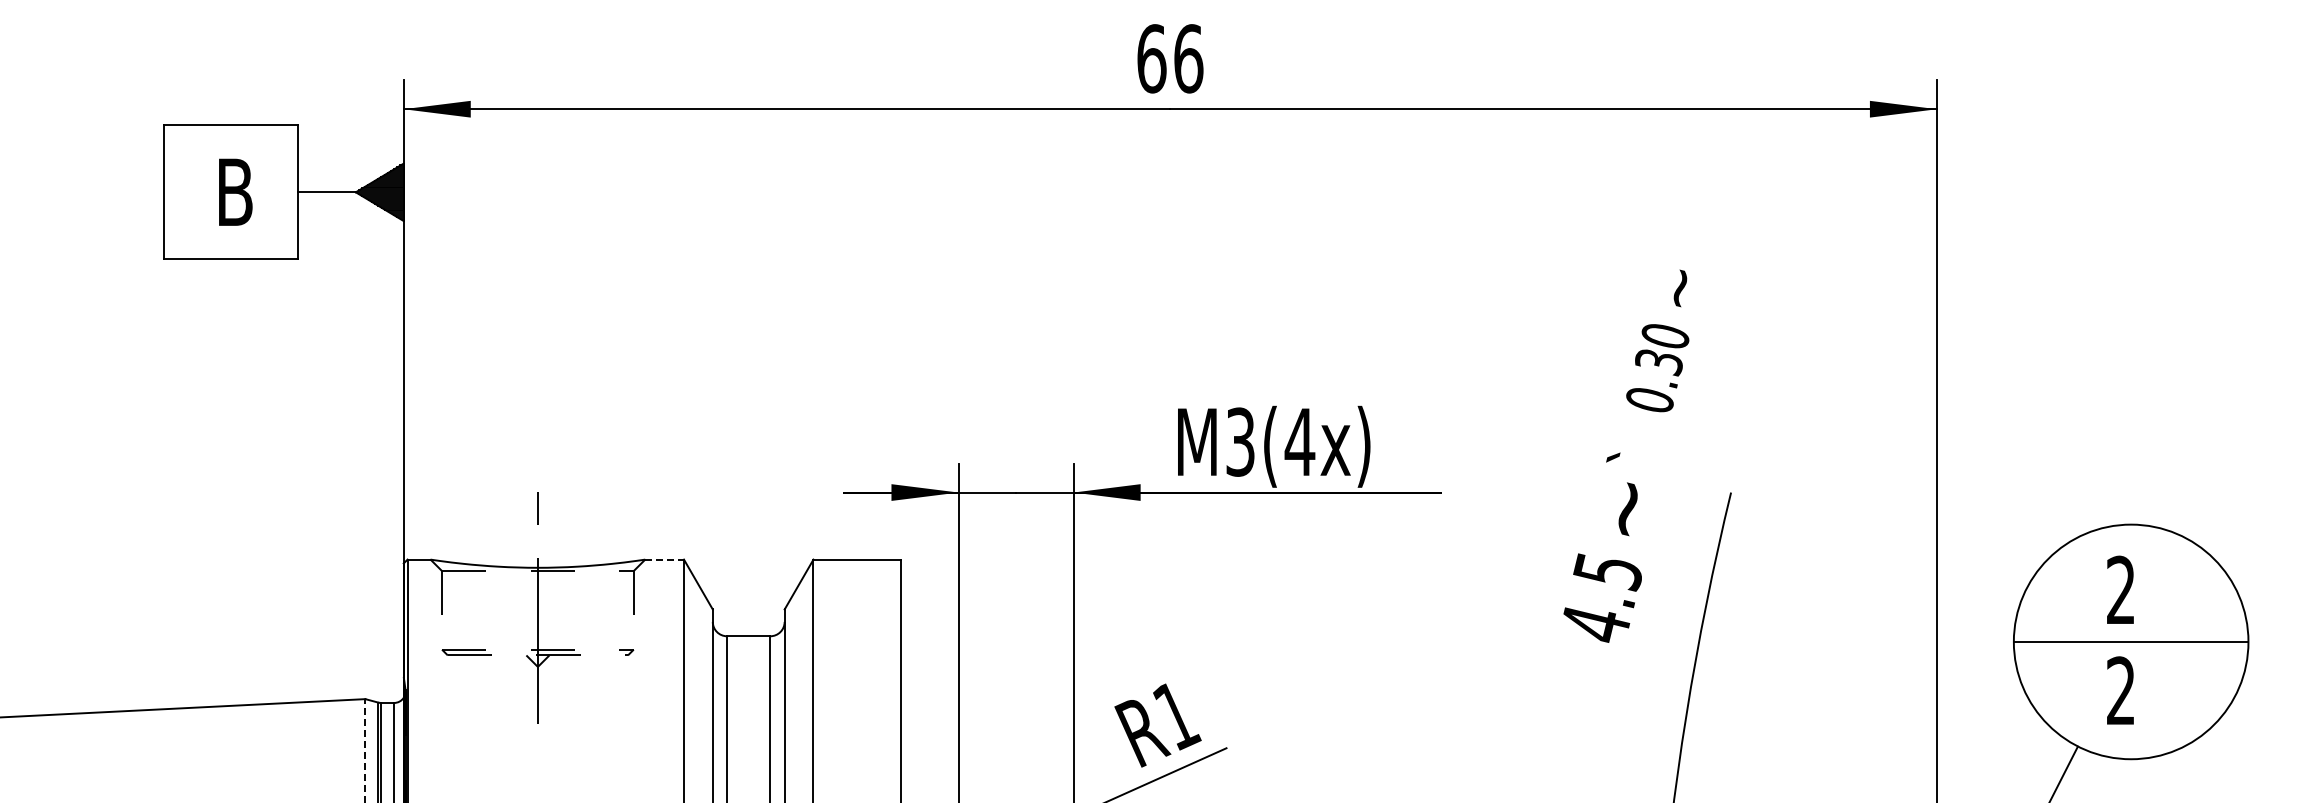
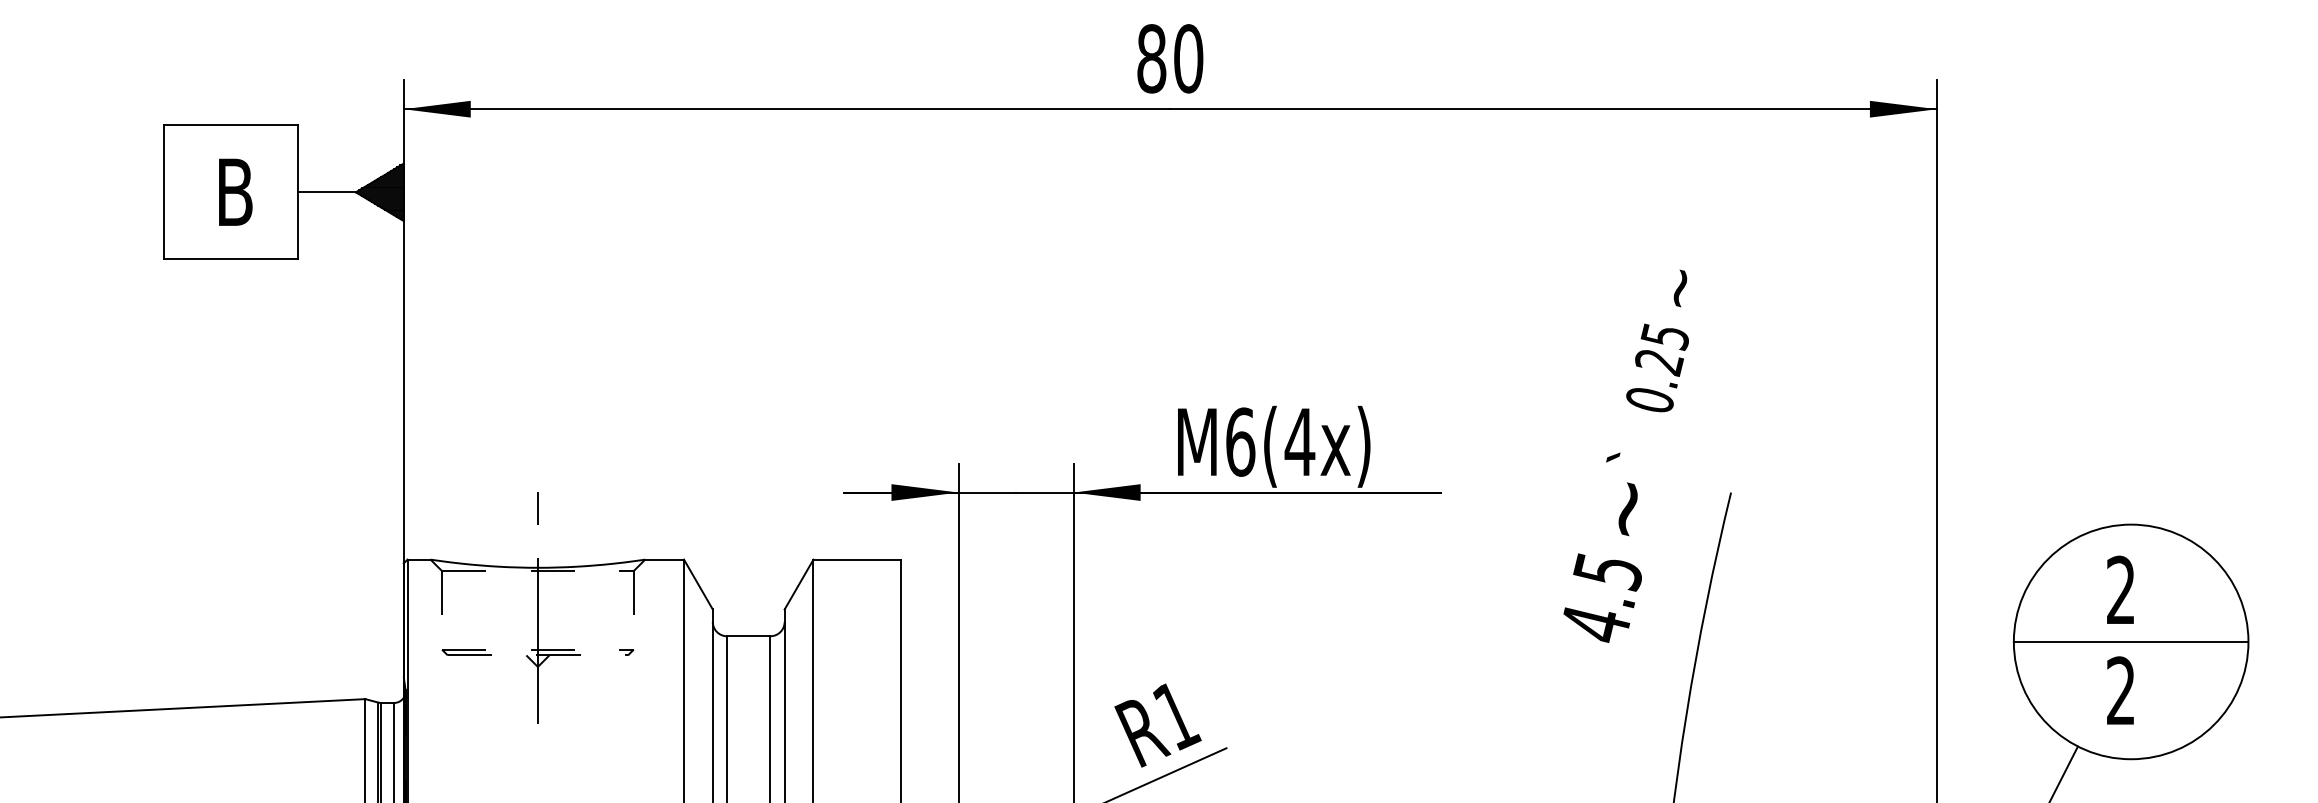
text: 66 -> 80 (1170, 58)
text: 0.30 -> 0.25 (1662, 349)
text: M3(4x) -> M6(4x) (1240, 441)
line: dashed -> solid (665, 559)
line: dashed -> solid (365, 750)
